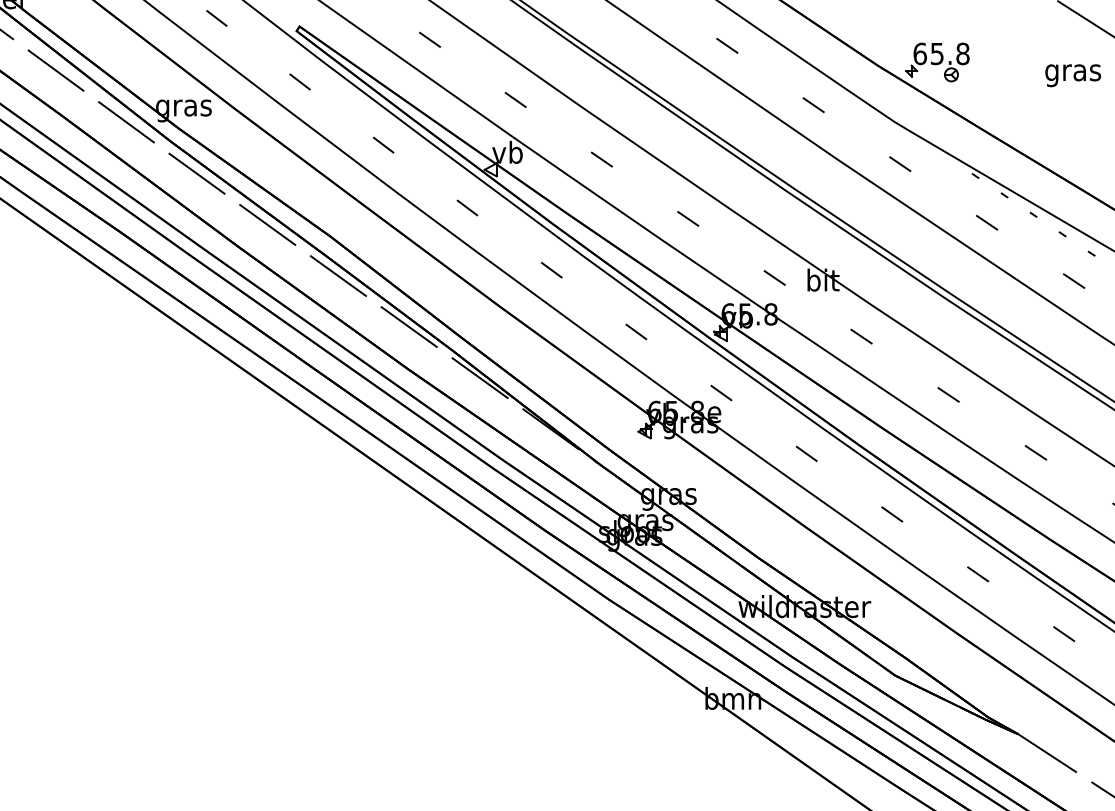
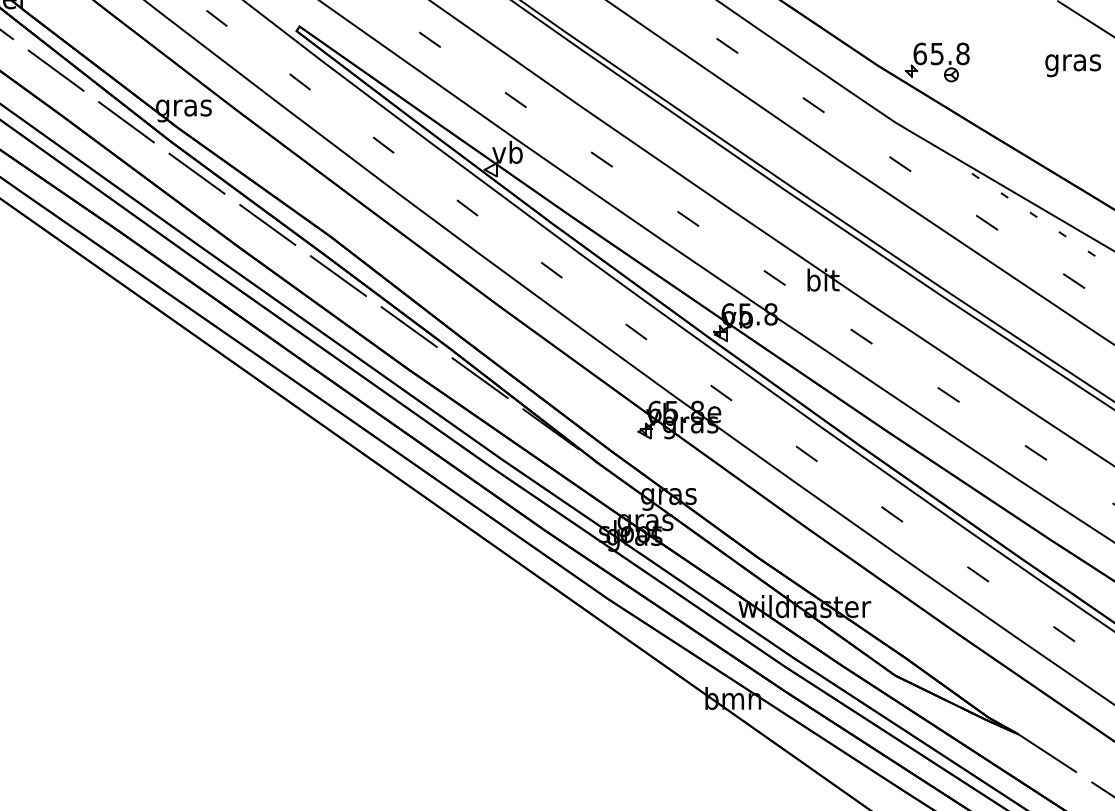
text position: (1073, 75) -> (1073, 65) (1073, 65)
